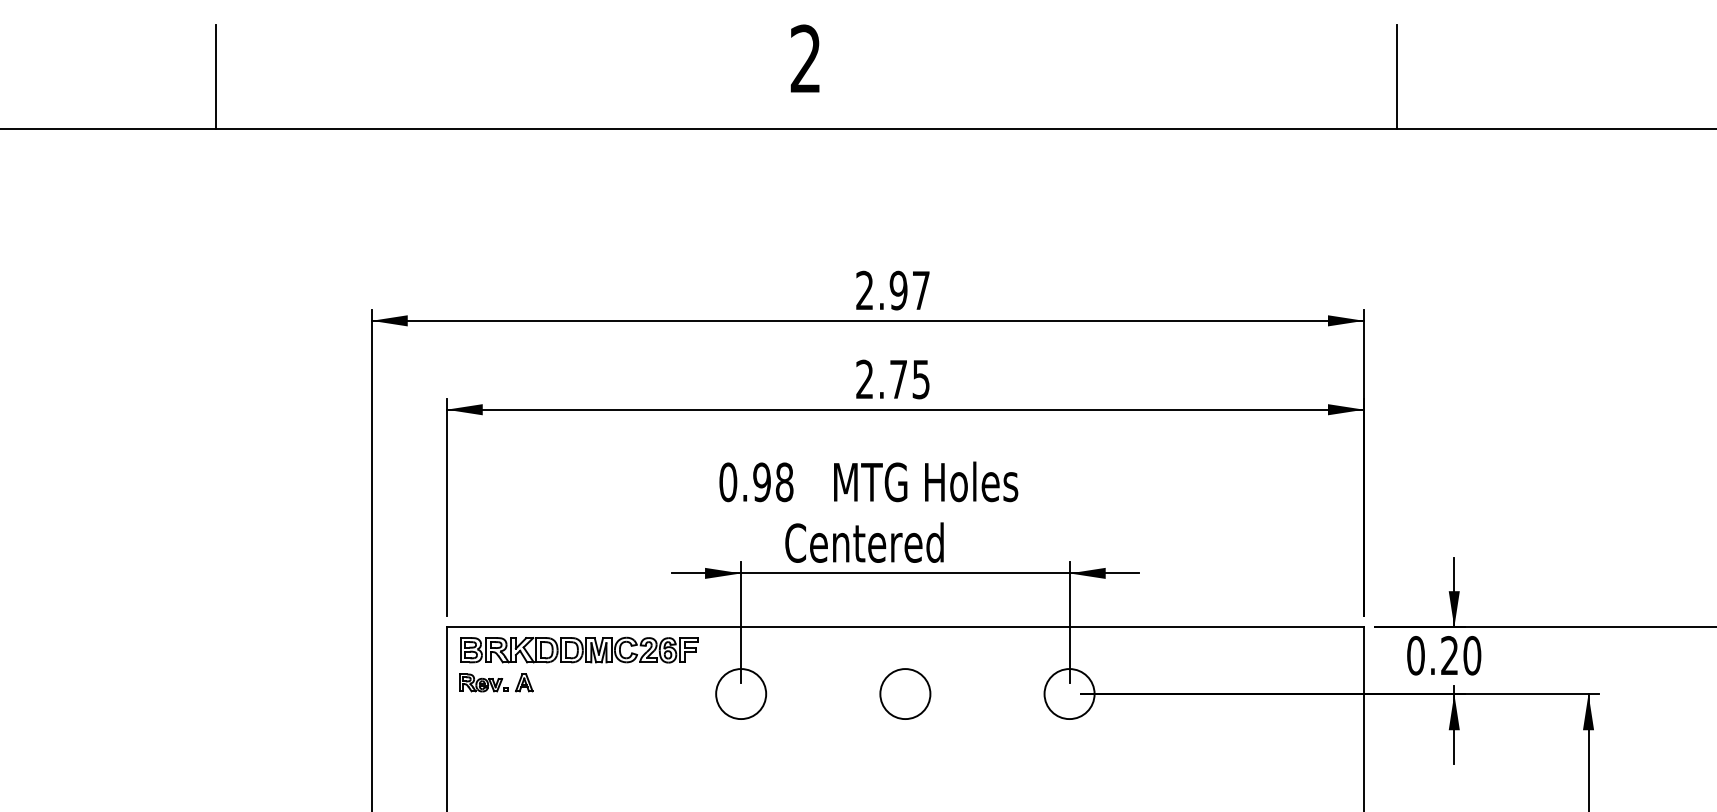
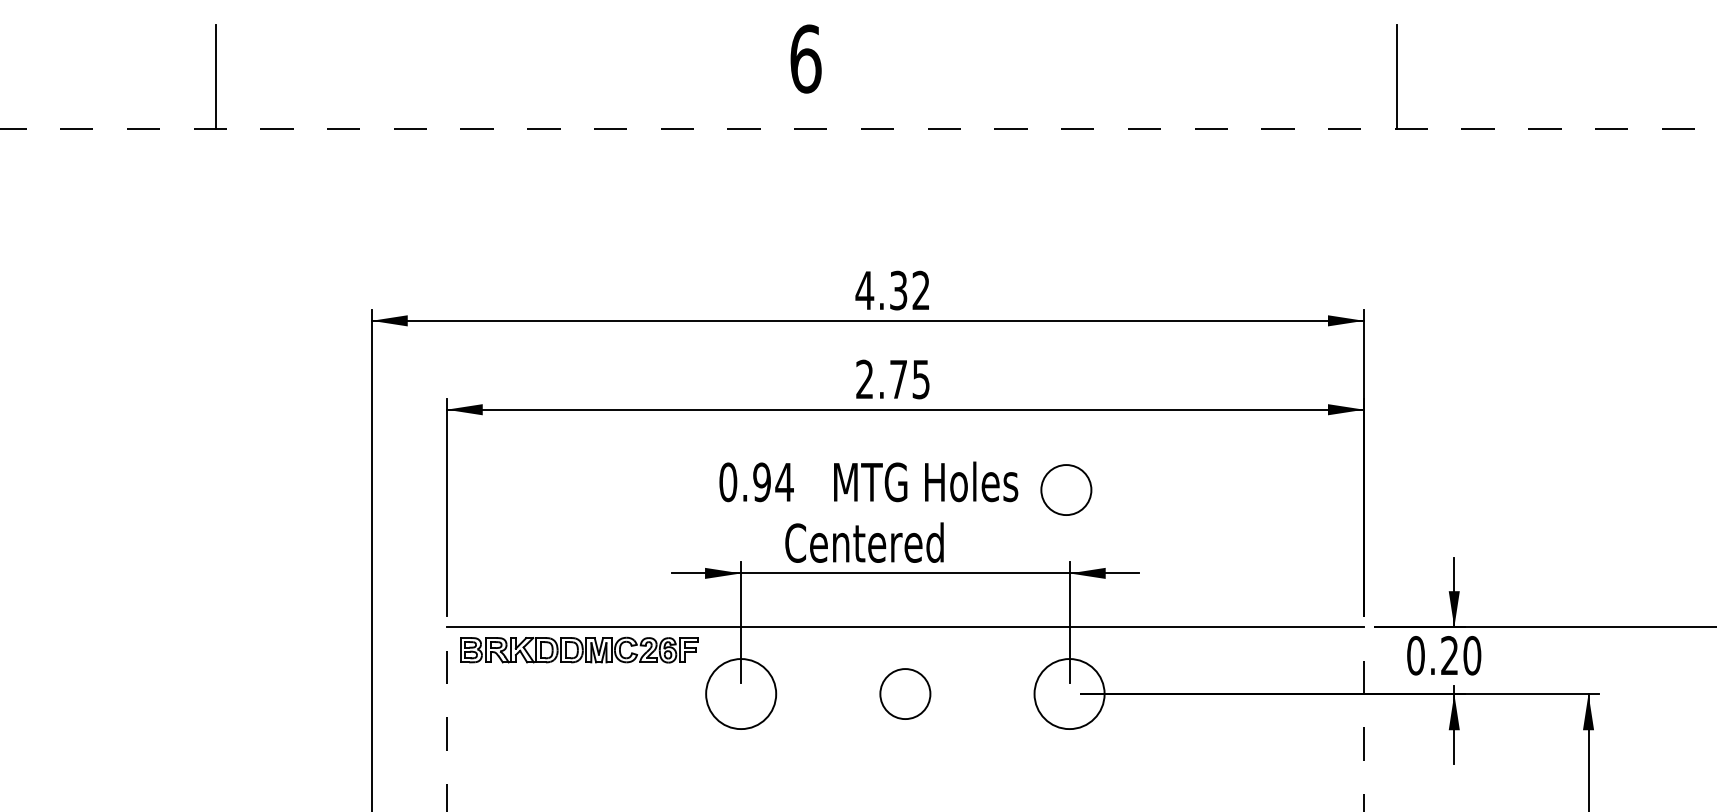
text: 2 -> 6 (805, 58)
line: solid -> dashed (858, 129)
text: 2.97 -> 4.32 (892, 290)
text: 0.98 -> 0.94 (784, 482)
circle: none -> present (1066, 489)
part: present -> none (496, 682)
circle diameter: 50 px -> 70 px (741, 694)
circle diameter: 50 px -> 70 px (1069, 694)
line: solid -> dashed (446, 719)
line: solid -> dashed (1364, 719)
